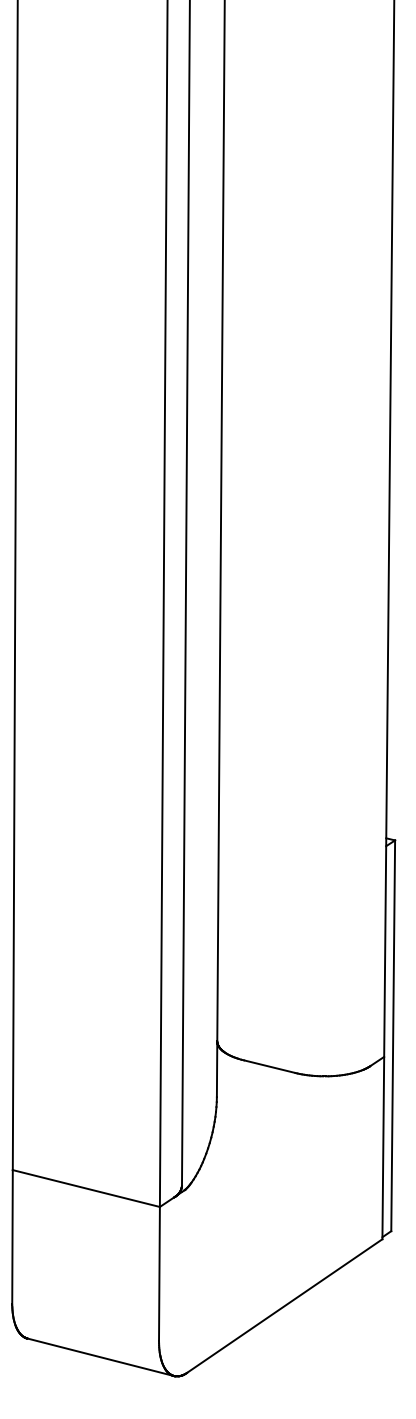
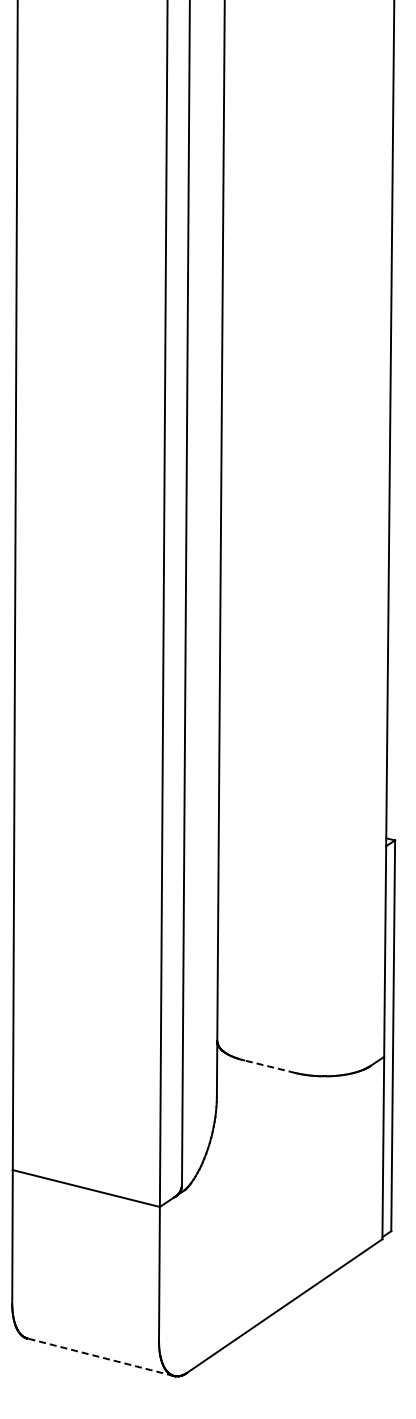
line: solid -> dashed (269, 1066)
line: solid -> dashed (100, 1357)
